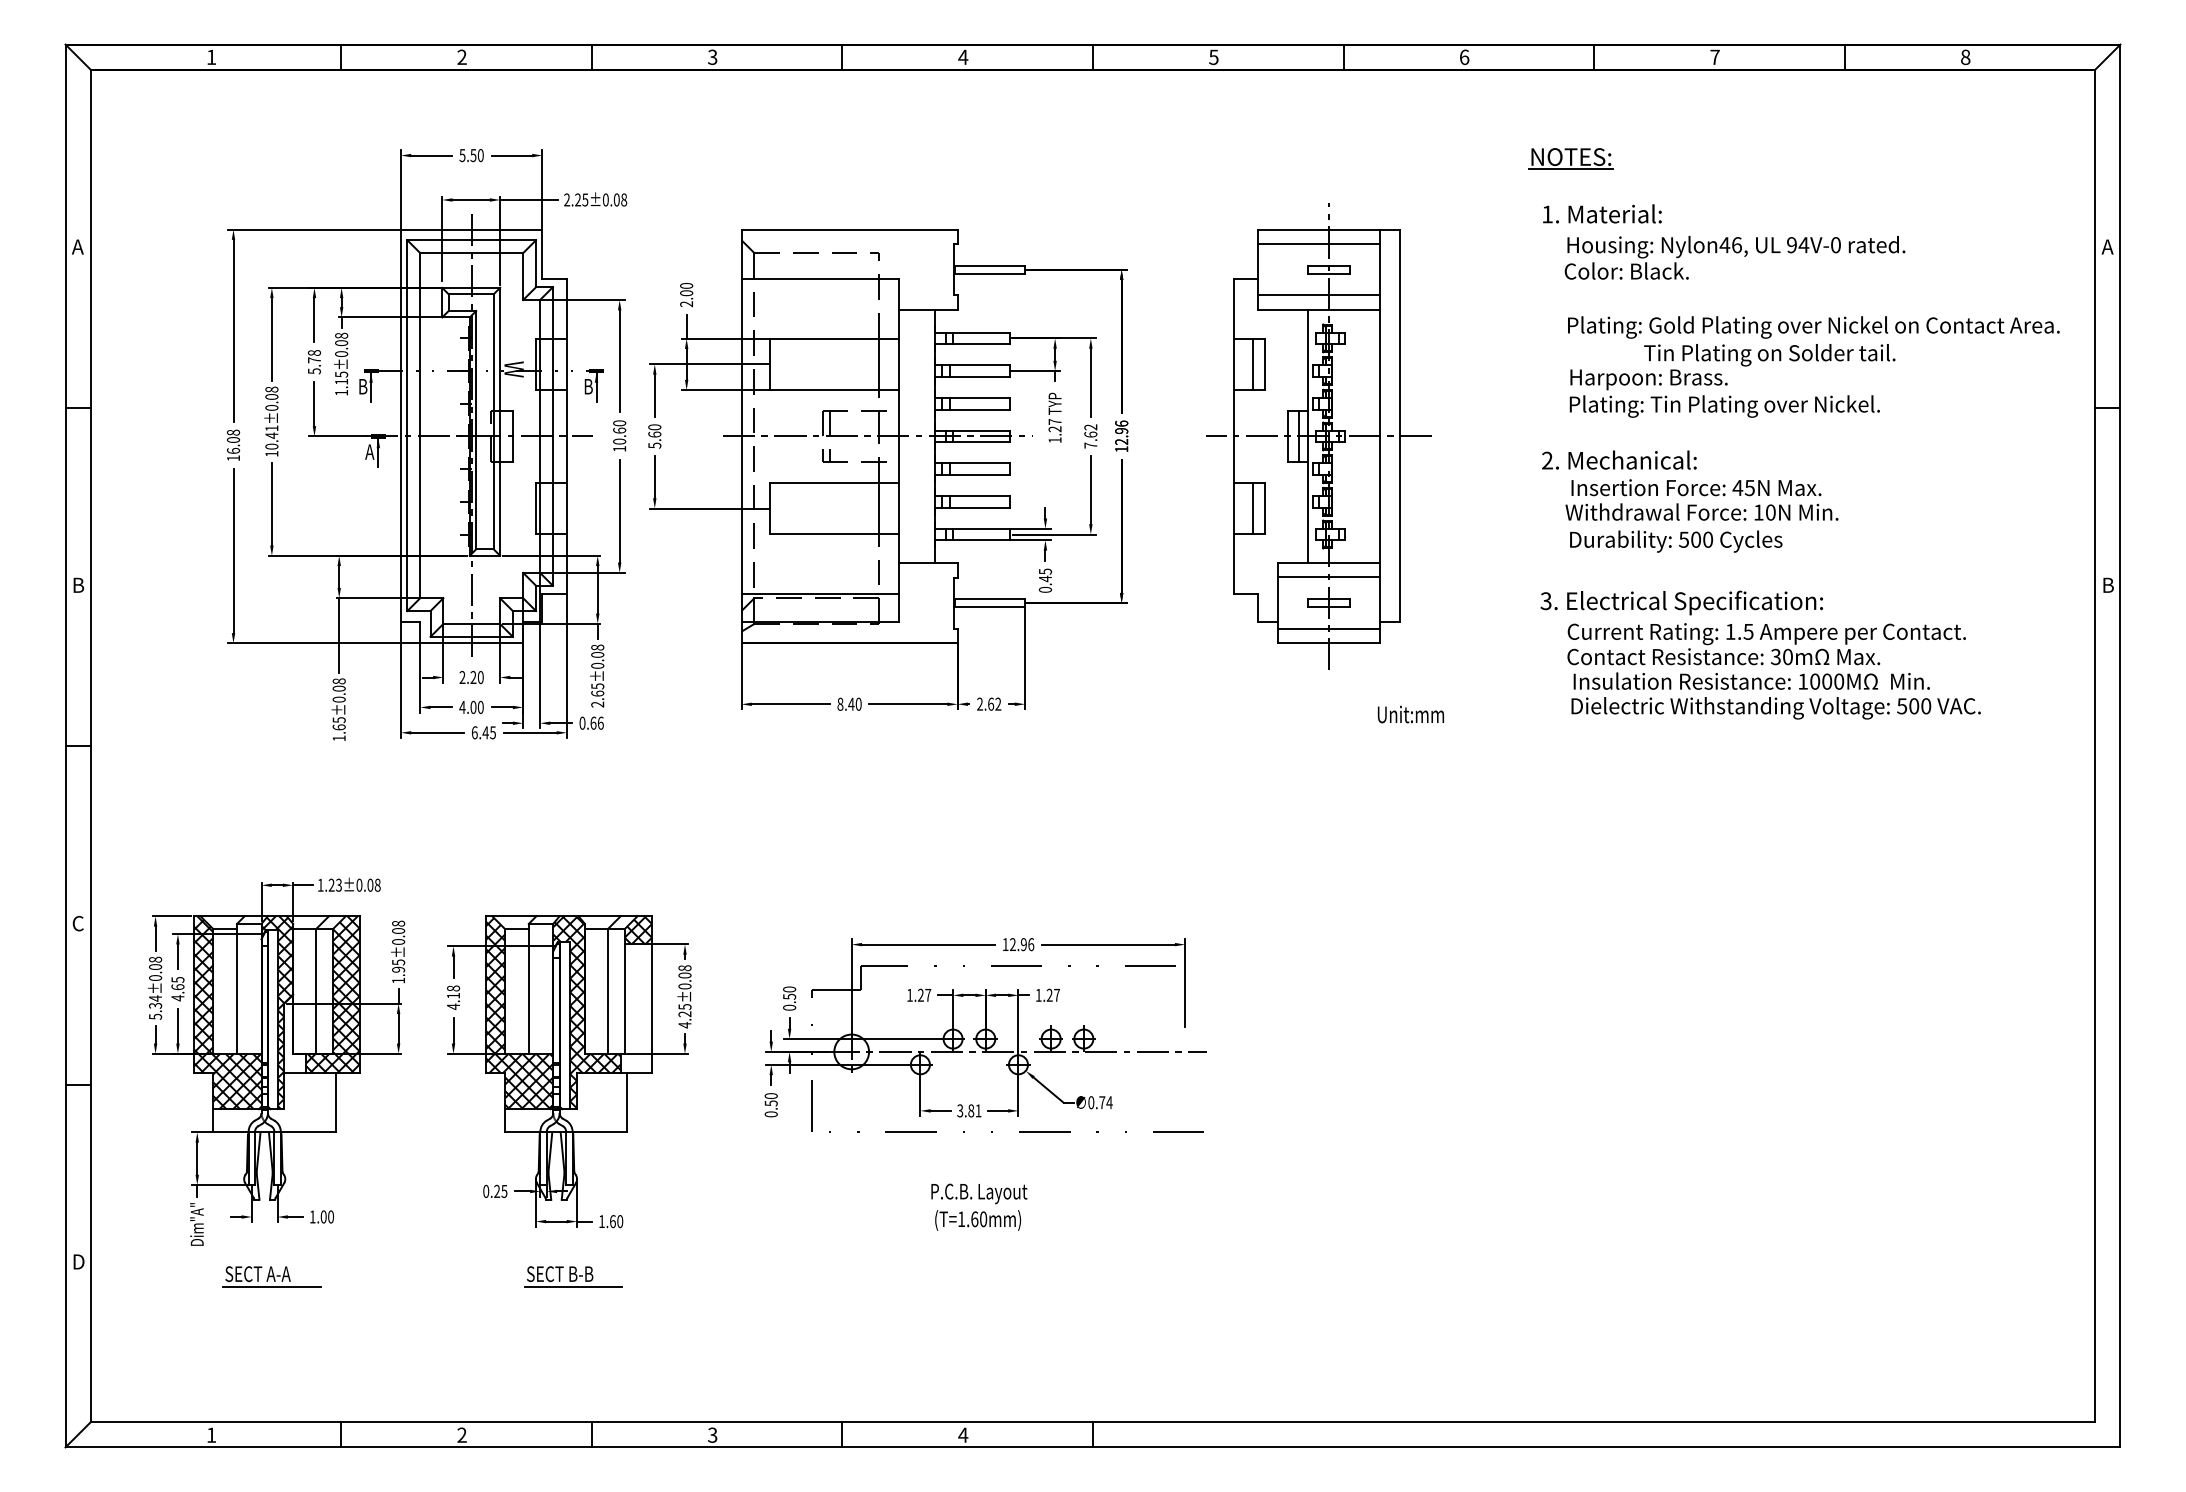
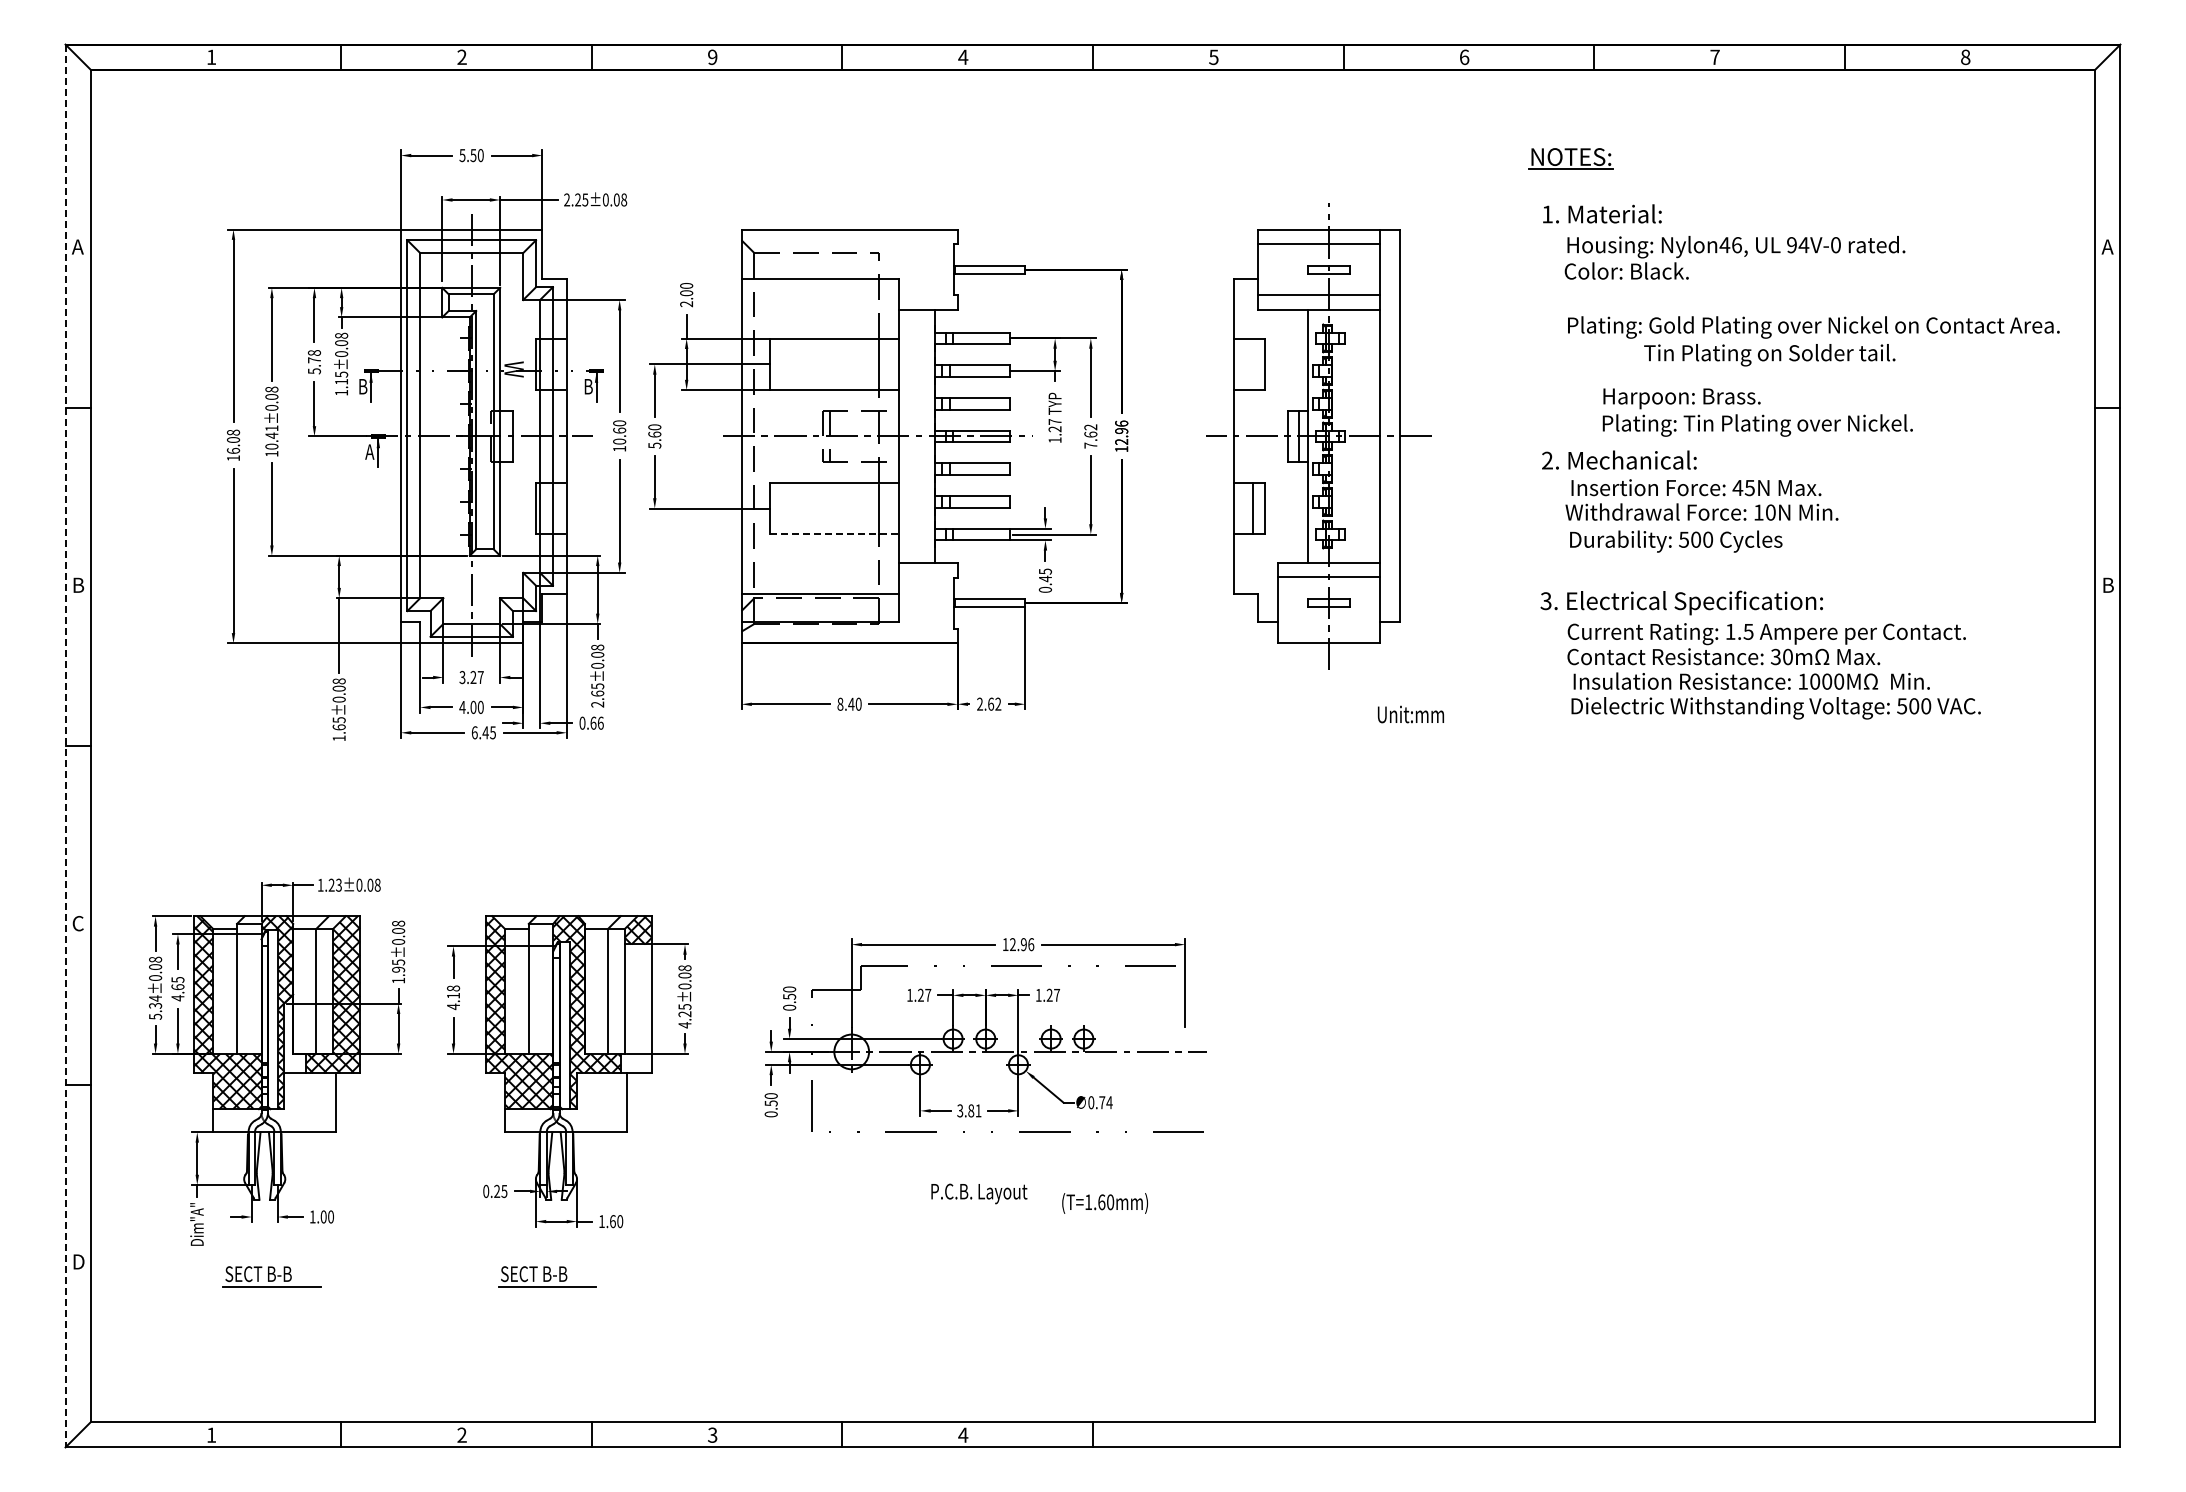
text: 3 -> 9 (712, 57)
line: present -> none (1253, 364)
text position: (1724, 393) -> (1757, 412) (1757, 412)
line: solid -> dashed (834, 534)
line: present -> none (1328, 628)
text: 2.20 -> 3.27 (471, 677)
line: solid -> dashed (65, 746)
text position: (977, 1220) -> (1104, 1203) (1104, 1203)
text: SECT A-A -> SECT B-B (278, 1273)
part position: (573, 1276) -> (547, 1276) (547, 1276)
